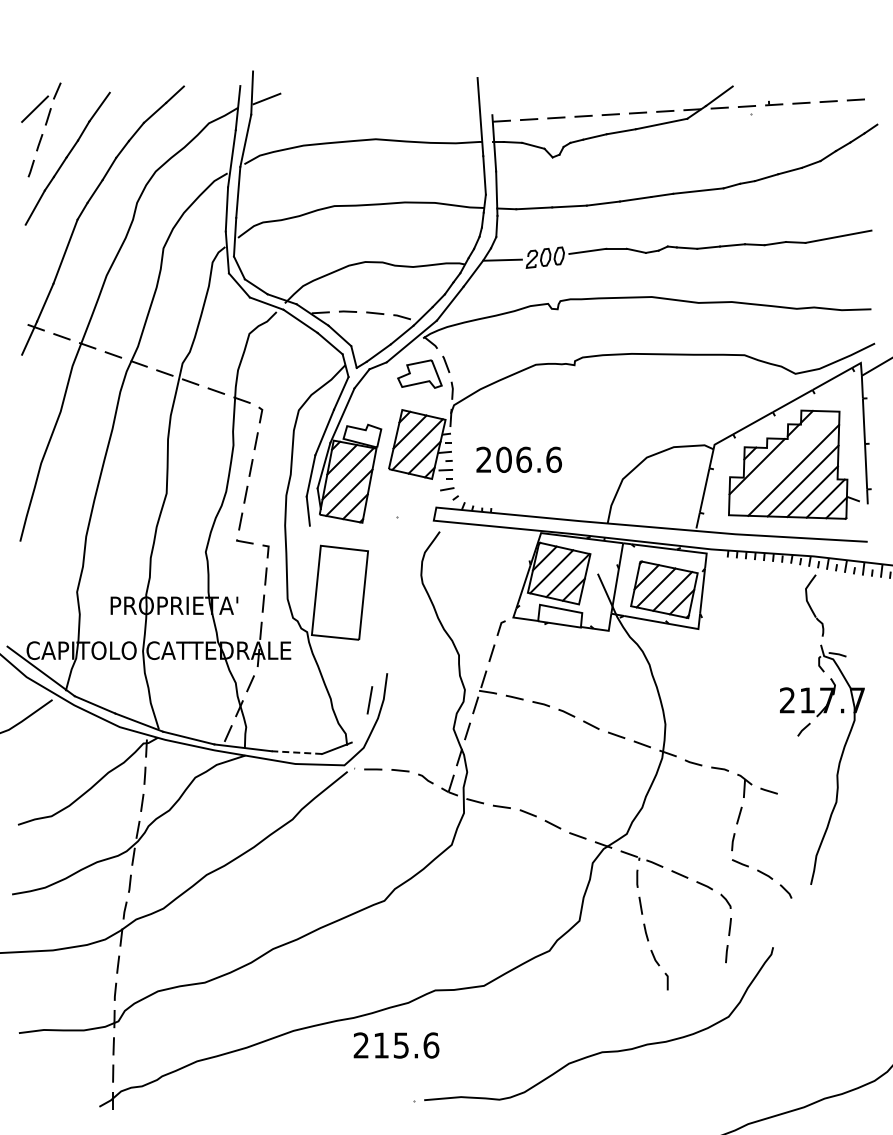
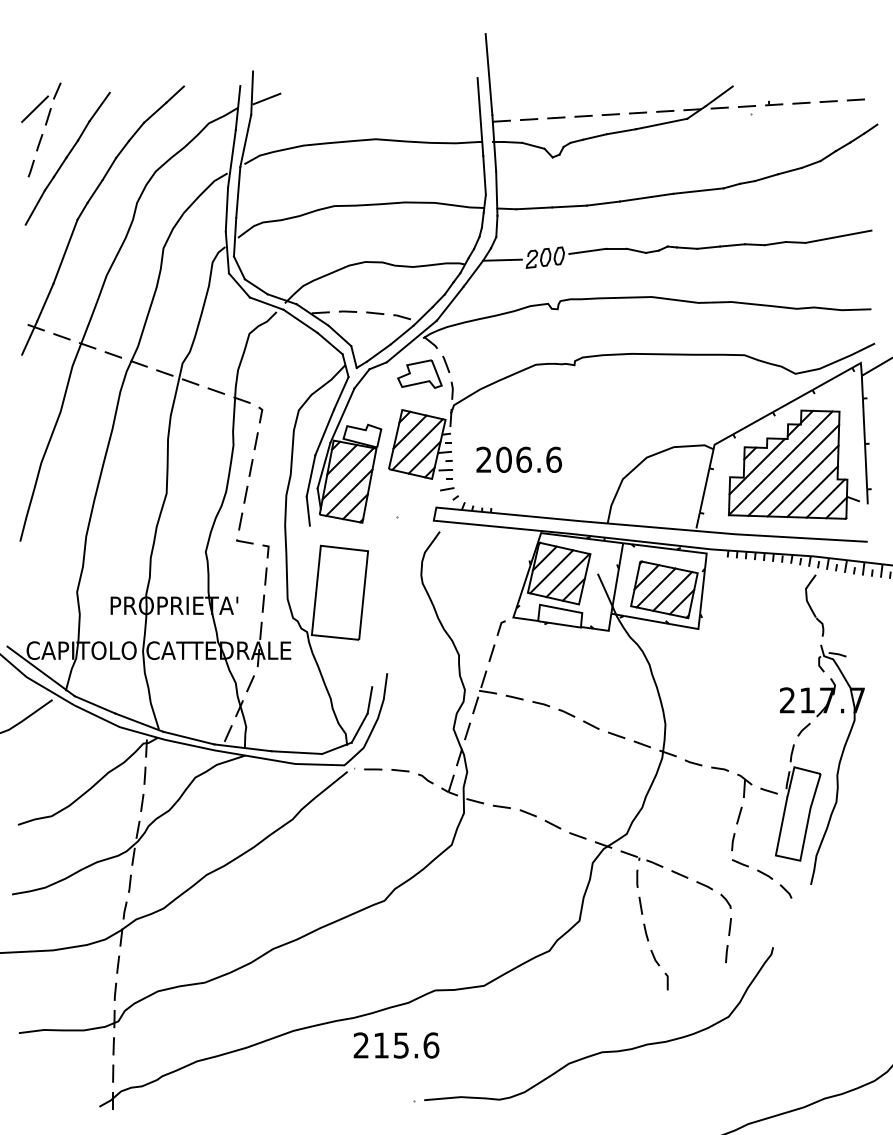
line: none -> present (488, 74)
line: none -> present (780, 463)
line: none -> present (359, 727)
line: dashed -> solid (296, 752)
part: none -> present (798, 802)
